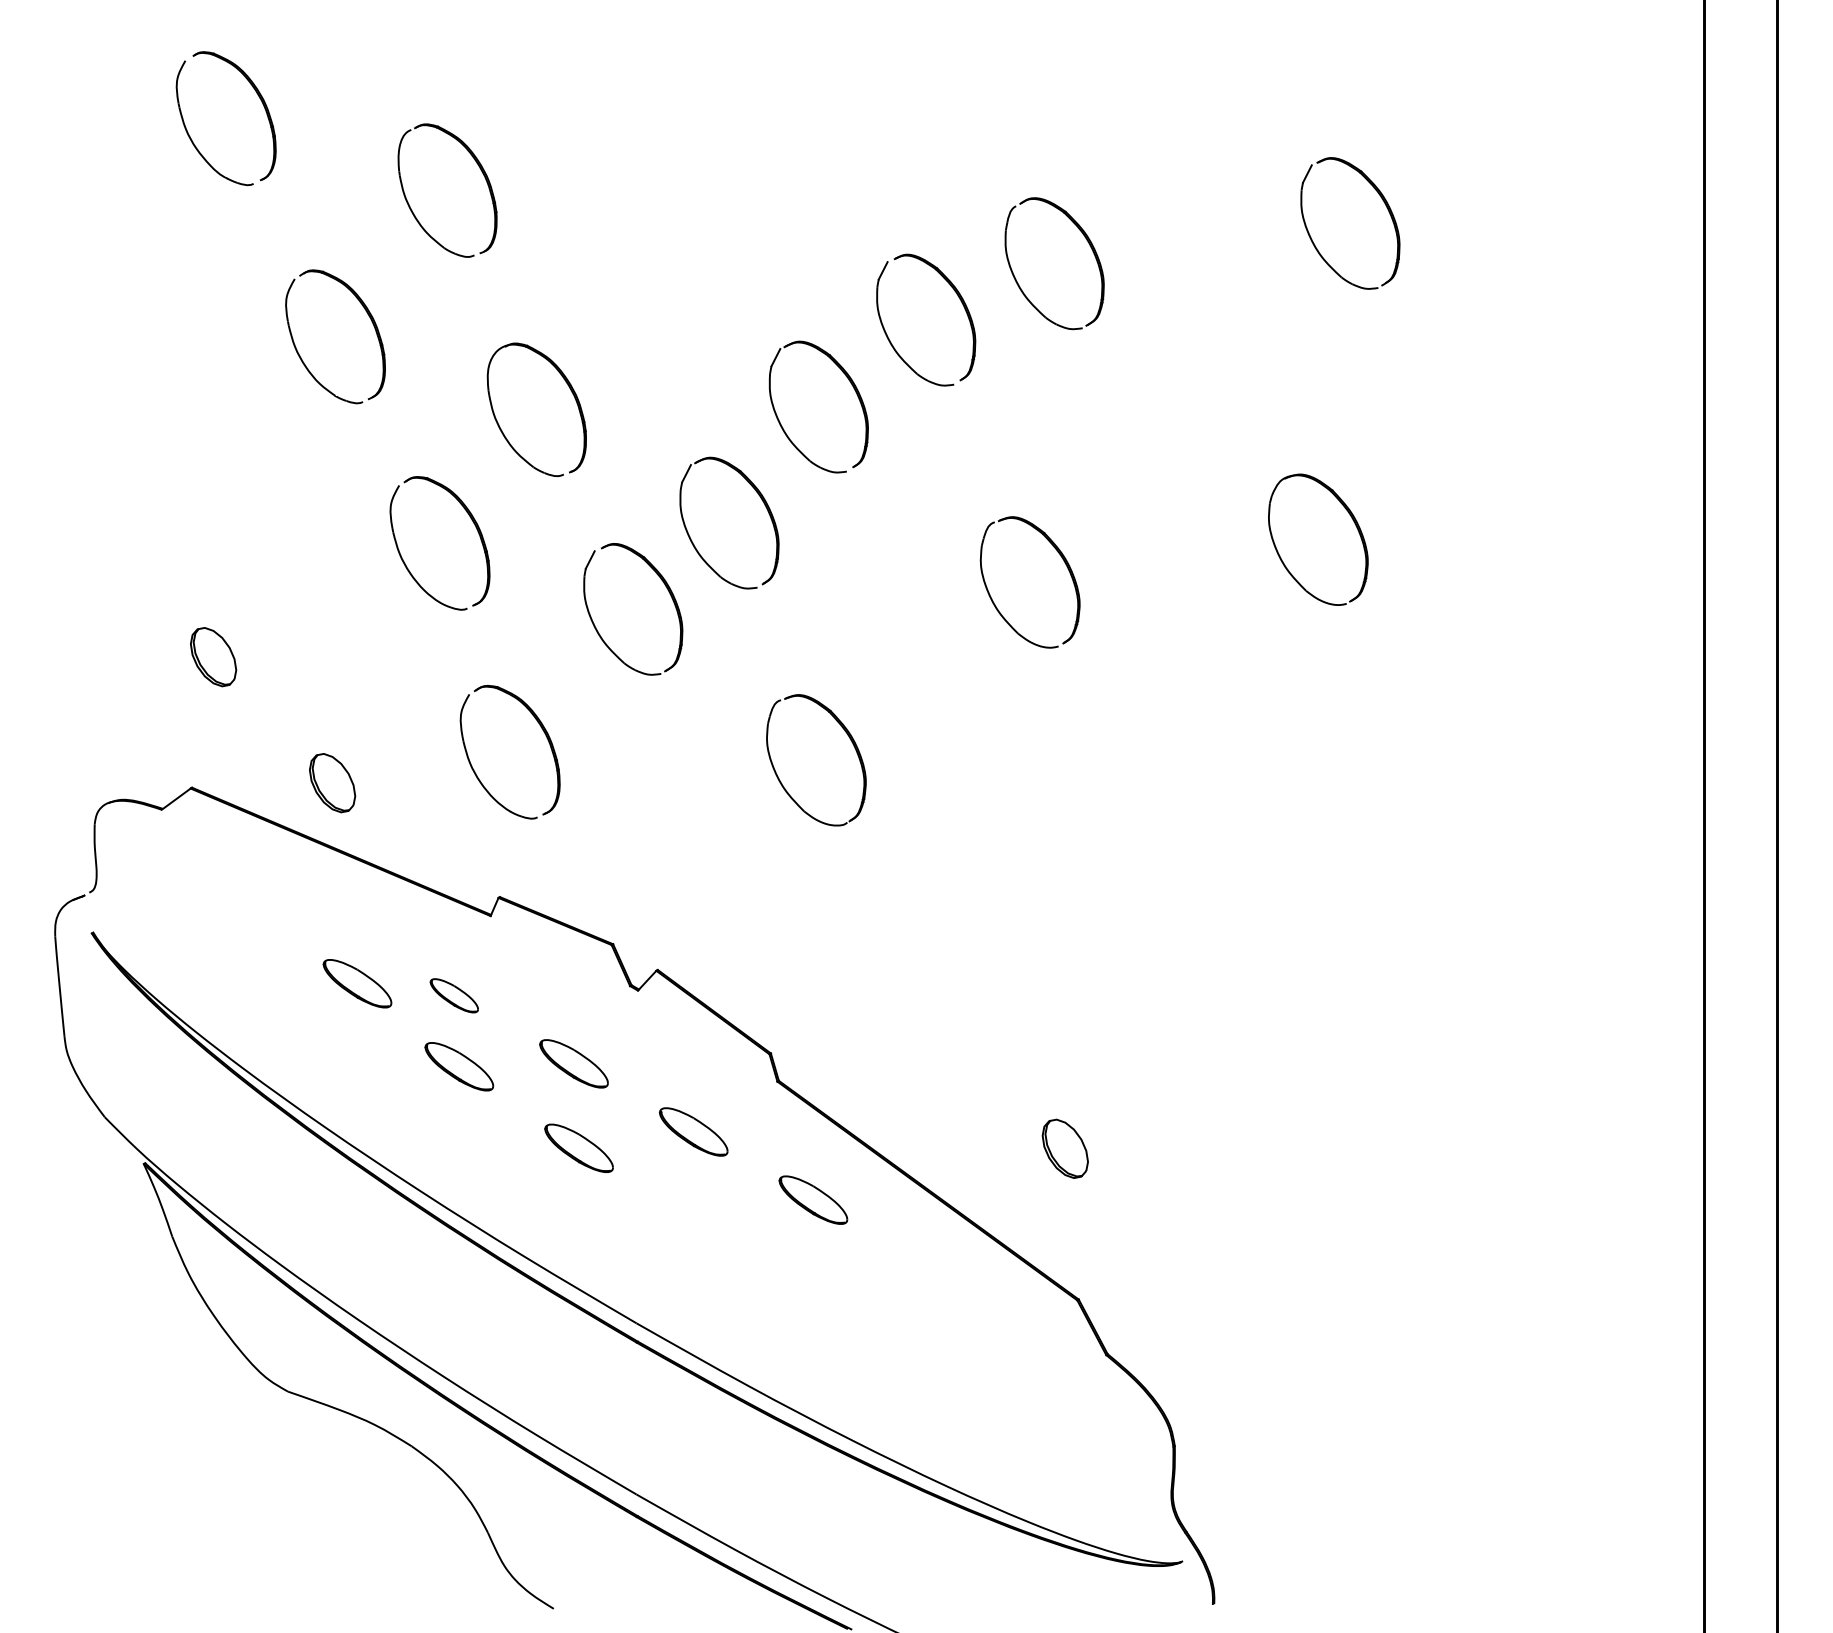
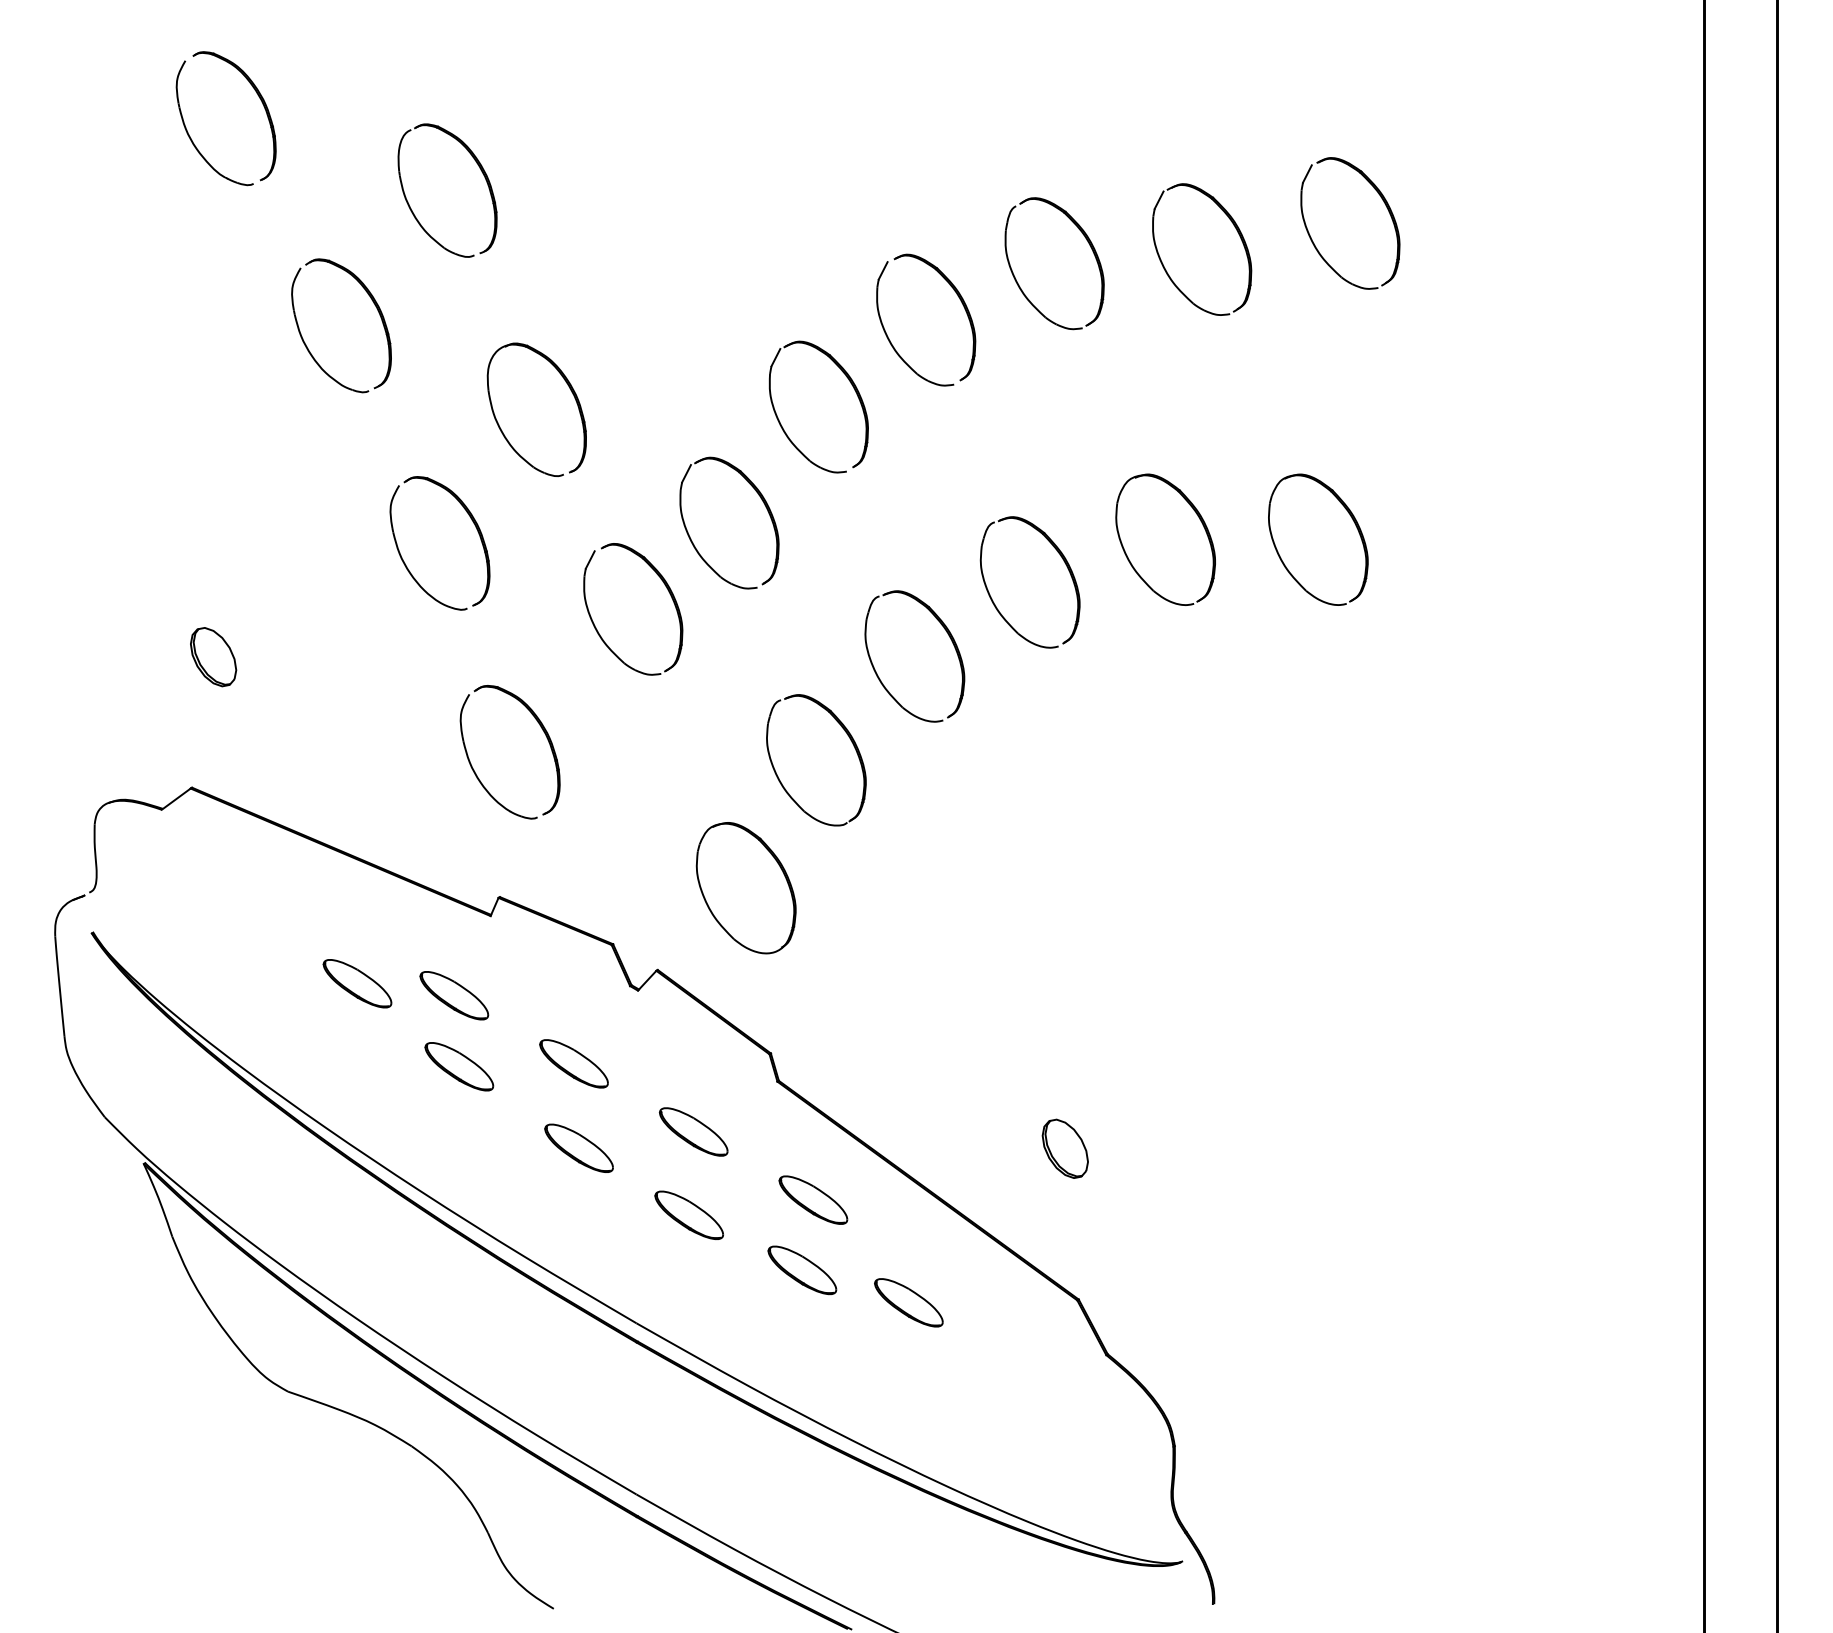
part: none -> present (1234, 227)
part position: (368, 316) -> (374, 305) (374, 305)
part: none -> present (1200, 521)
part: none -> present (947, 634)
part: present -> none (332, 783)
part: none -> present (745, 888)
part size: 50x36 px -> 71x50 px (454, 995)
part: none -> present (688, 1214)
part: none -> present (802, 1270)
part: none -> present (908, 1302)
